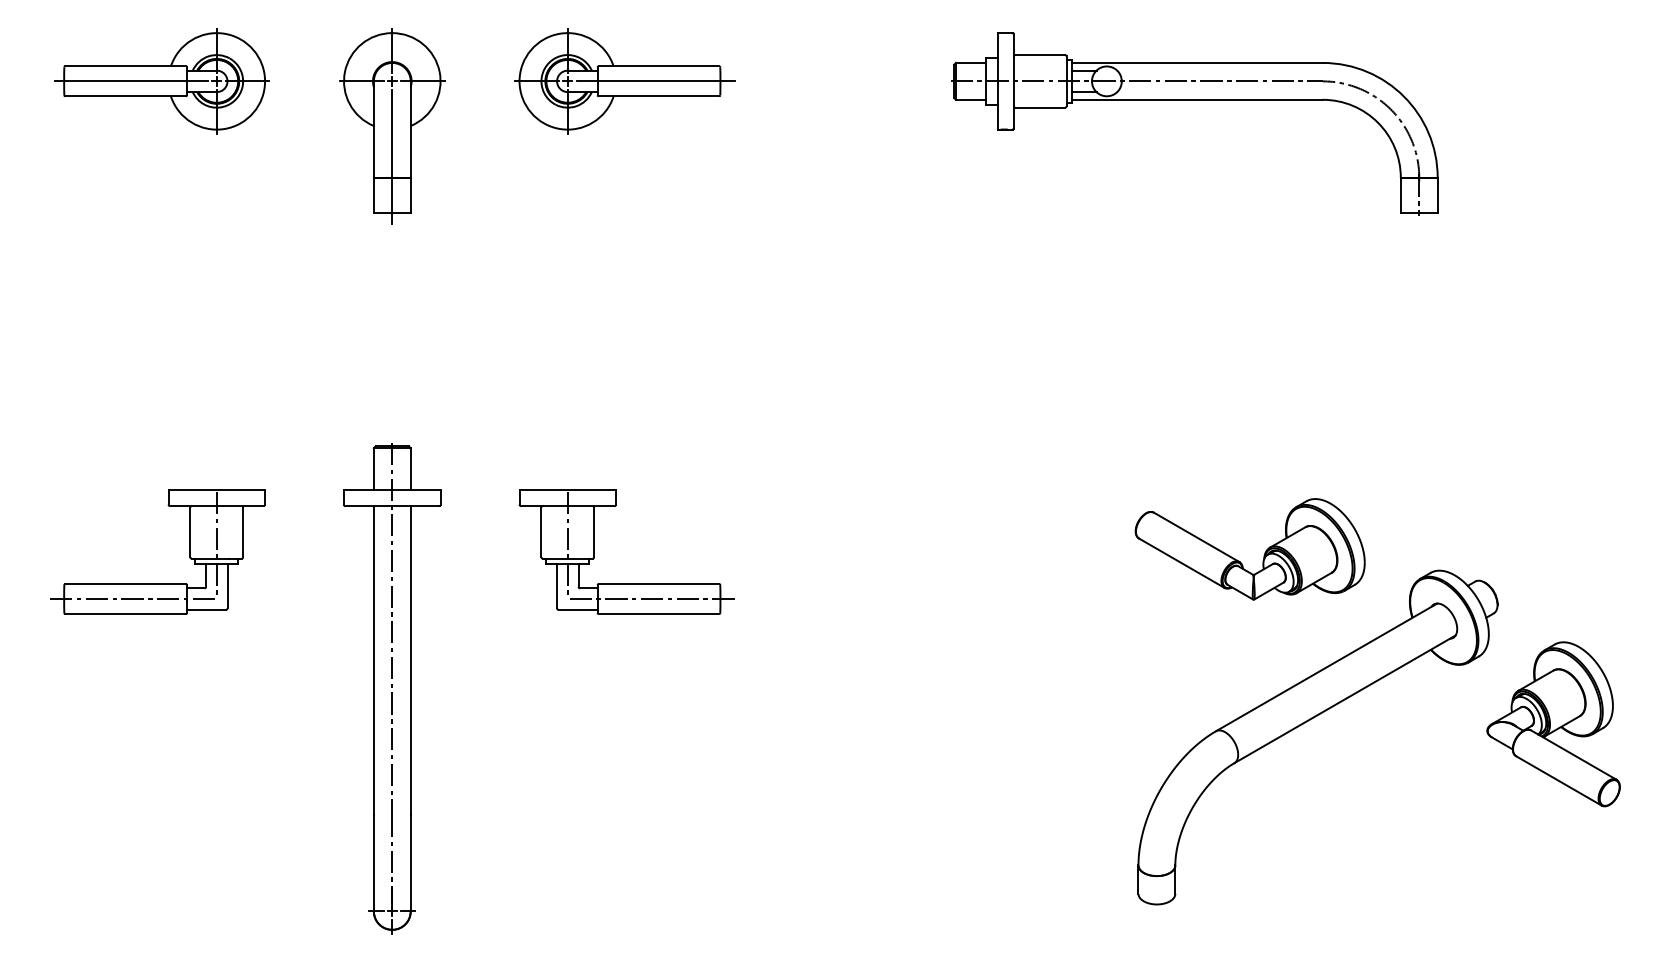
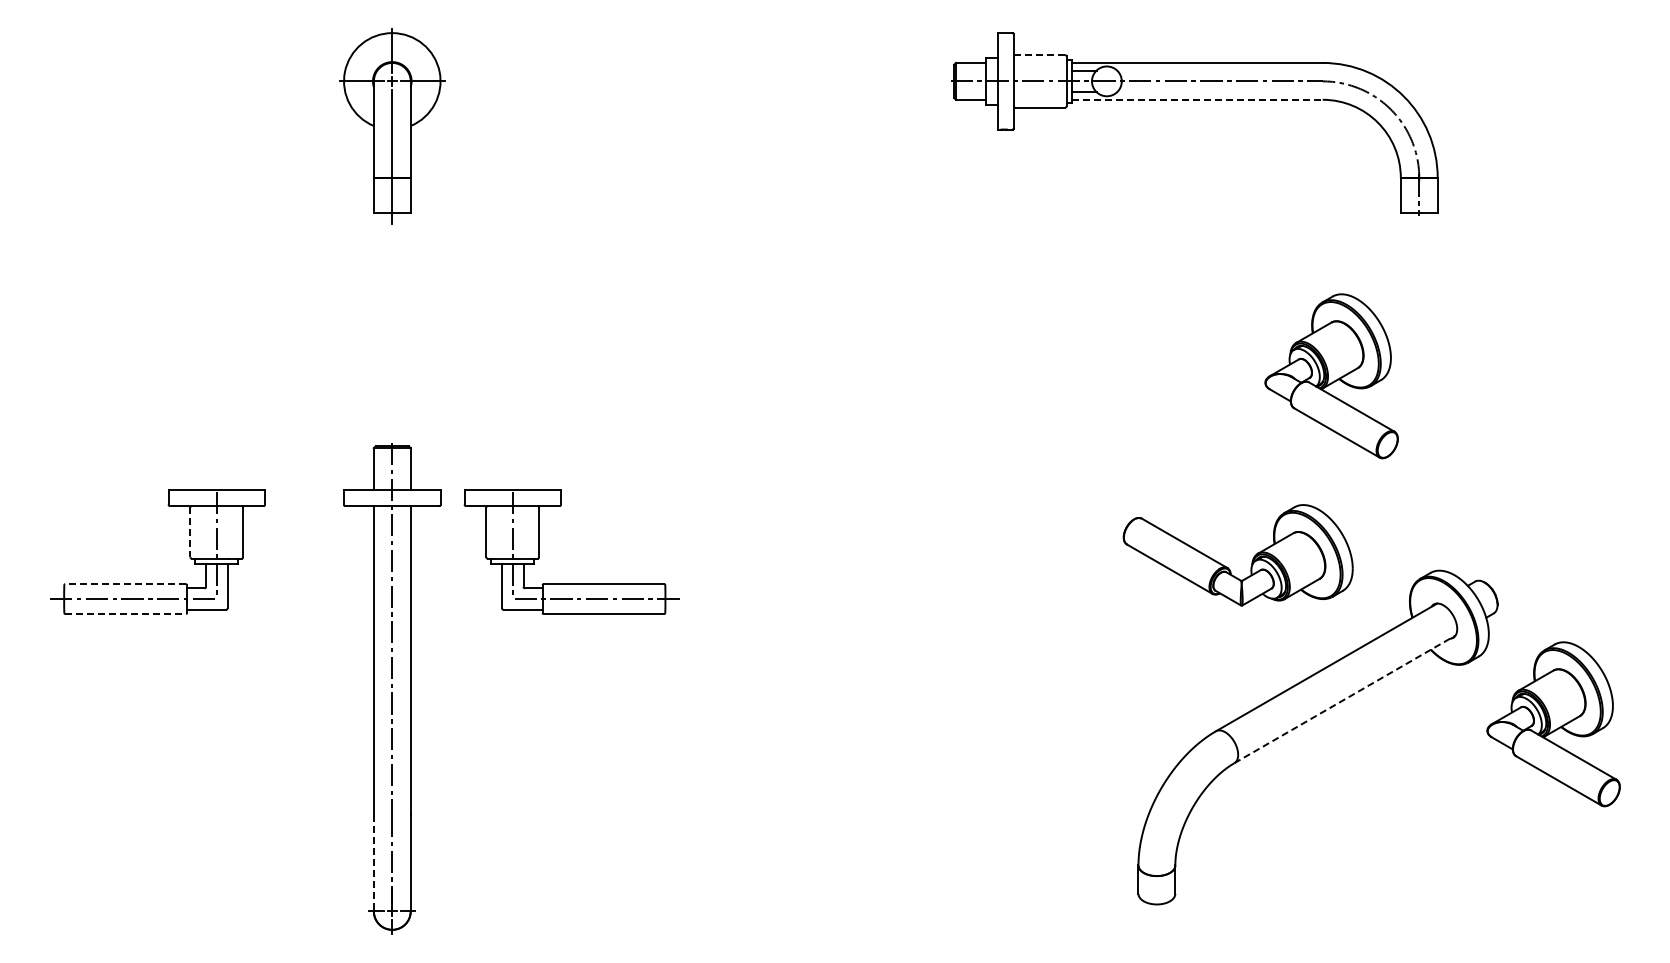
line: solid -> dashed (1040, 55)
part: present -> none (161, 81)
part: present -> none (624, 81)
line: solid -> dashed (1197, 99)
part: none -> present (1331, 376)
line: solid -> dashed (190, 532)
part position: (594, 551) -> (539, 551) (539, 551)
part position: (1239, 560) -> (1227, 566) (1227, 566)
line: solid -> dashed (125, 584)
line: solid -> dashed (126, 613)
line: solid -> dashed (1345, 699)
line: solid -> dashed (373, 863)
